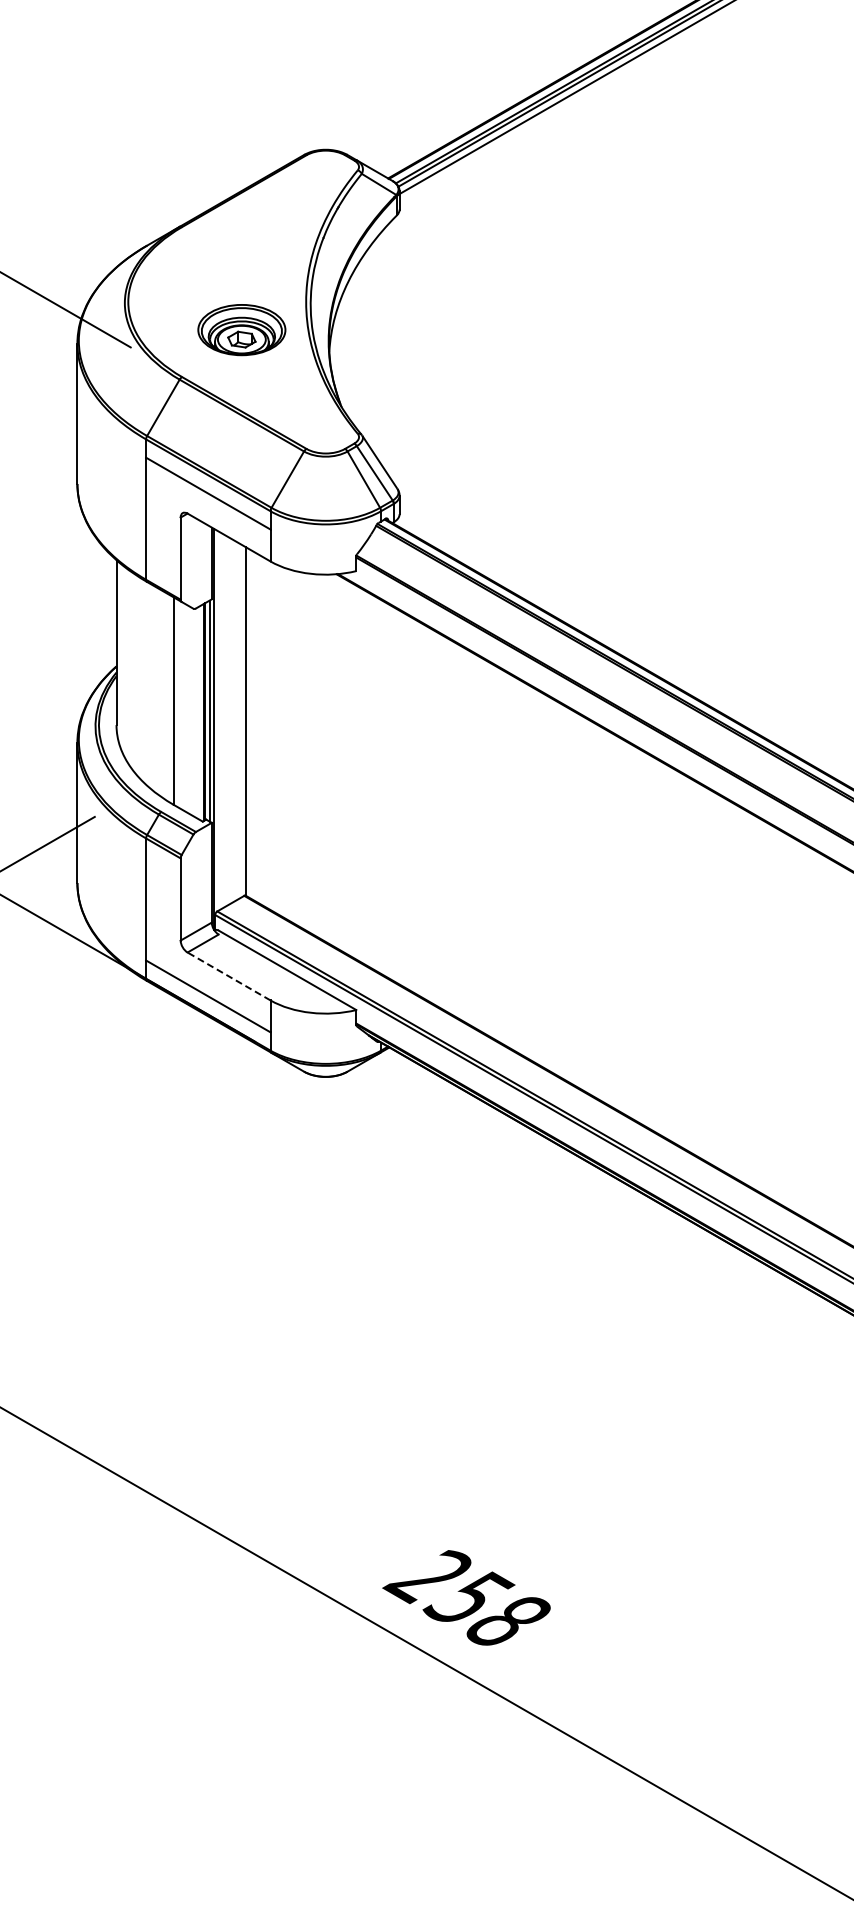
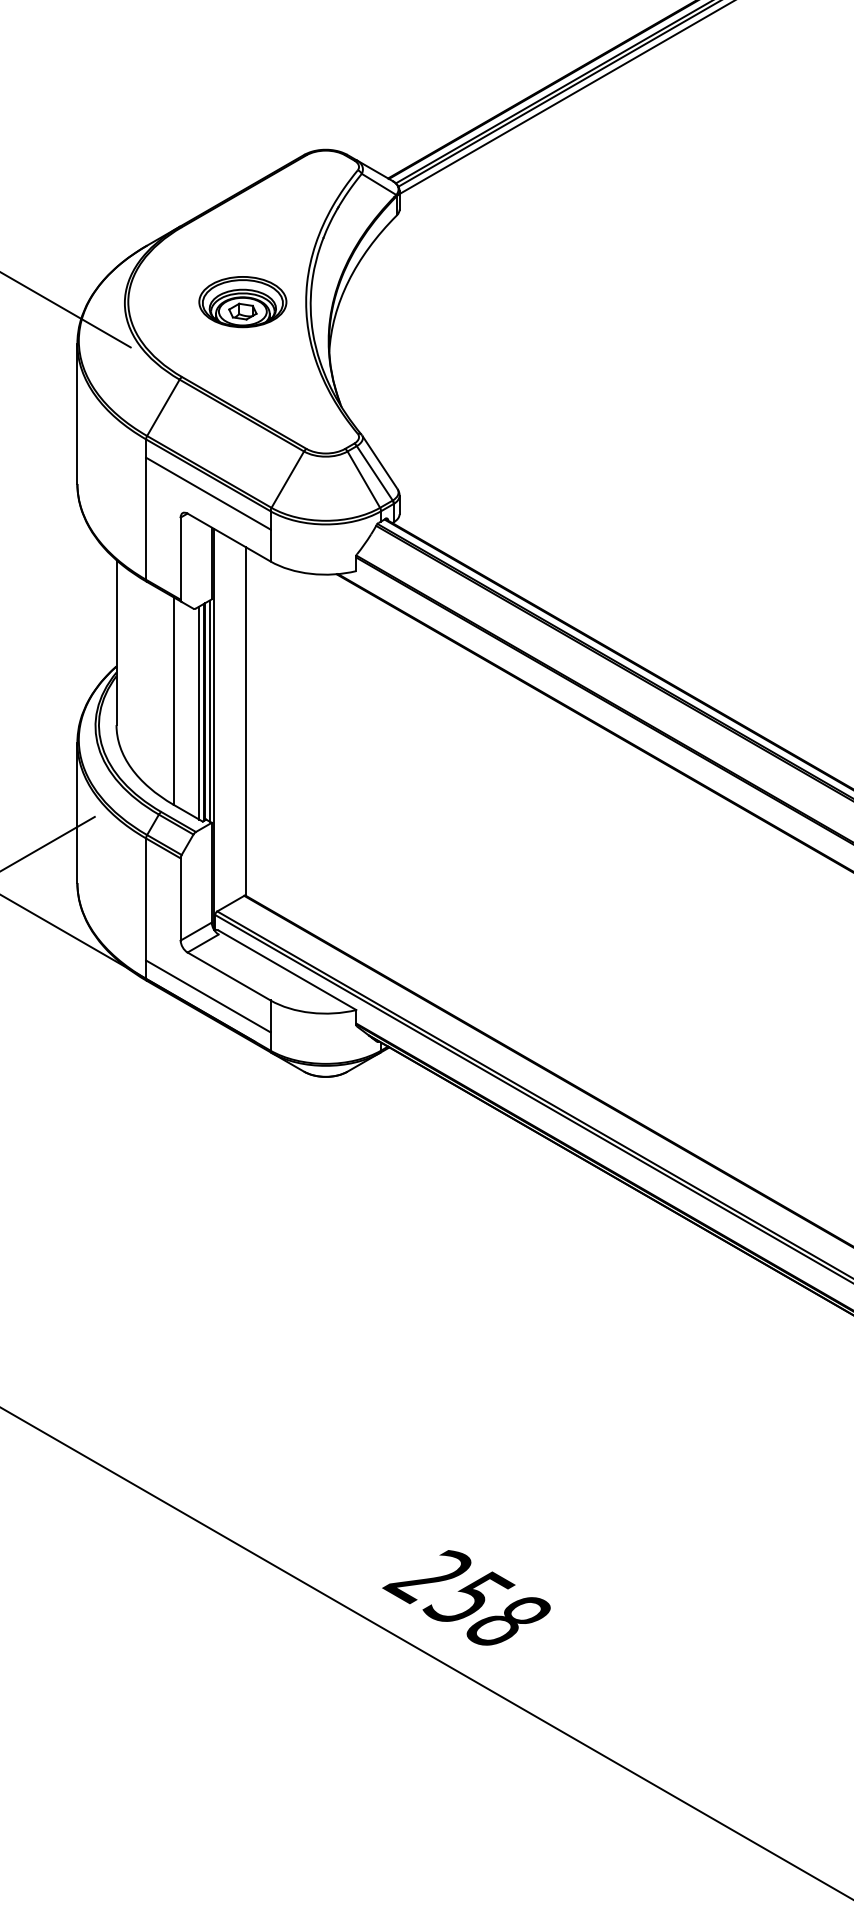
part position: (241, 330) -> (242, 302) (242, 302)
line: none -> present (199, 712)
line: dashed -> solid (229, 976)
